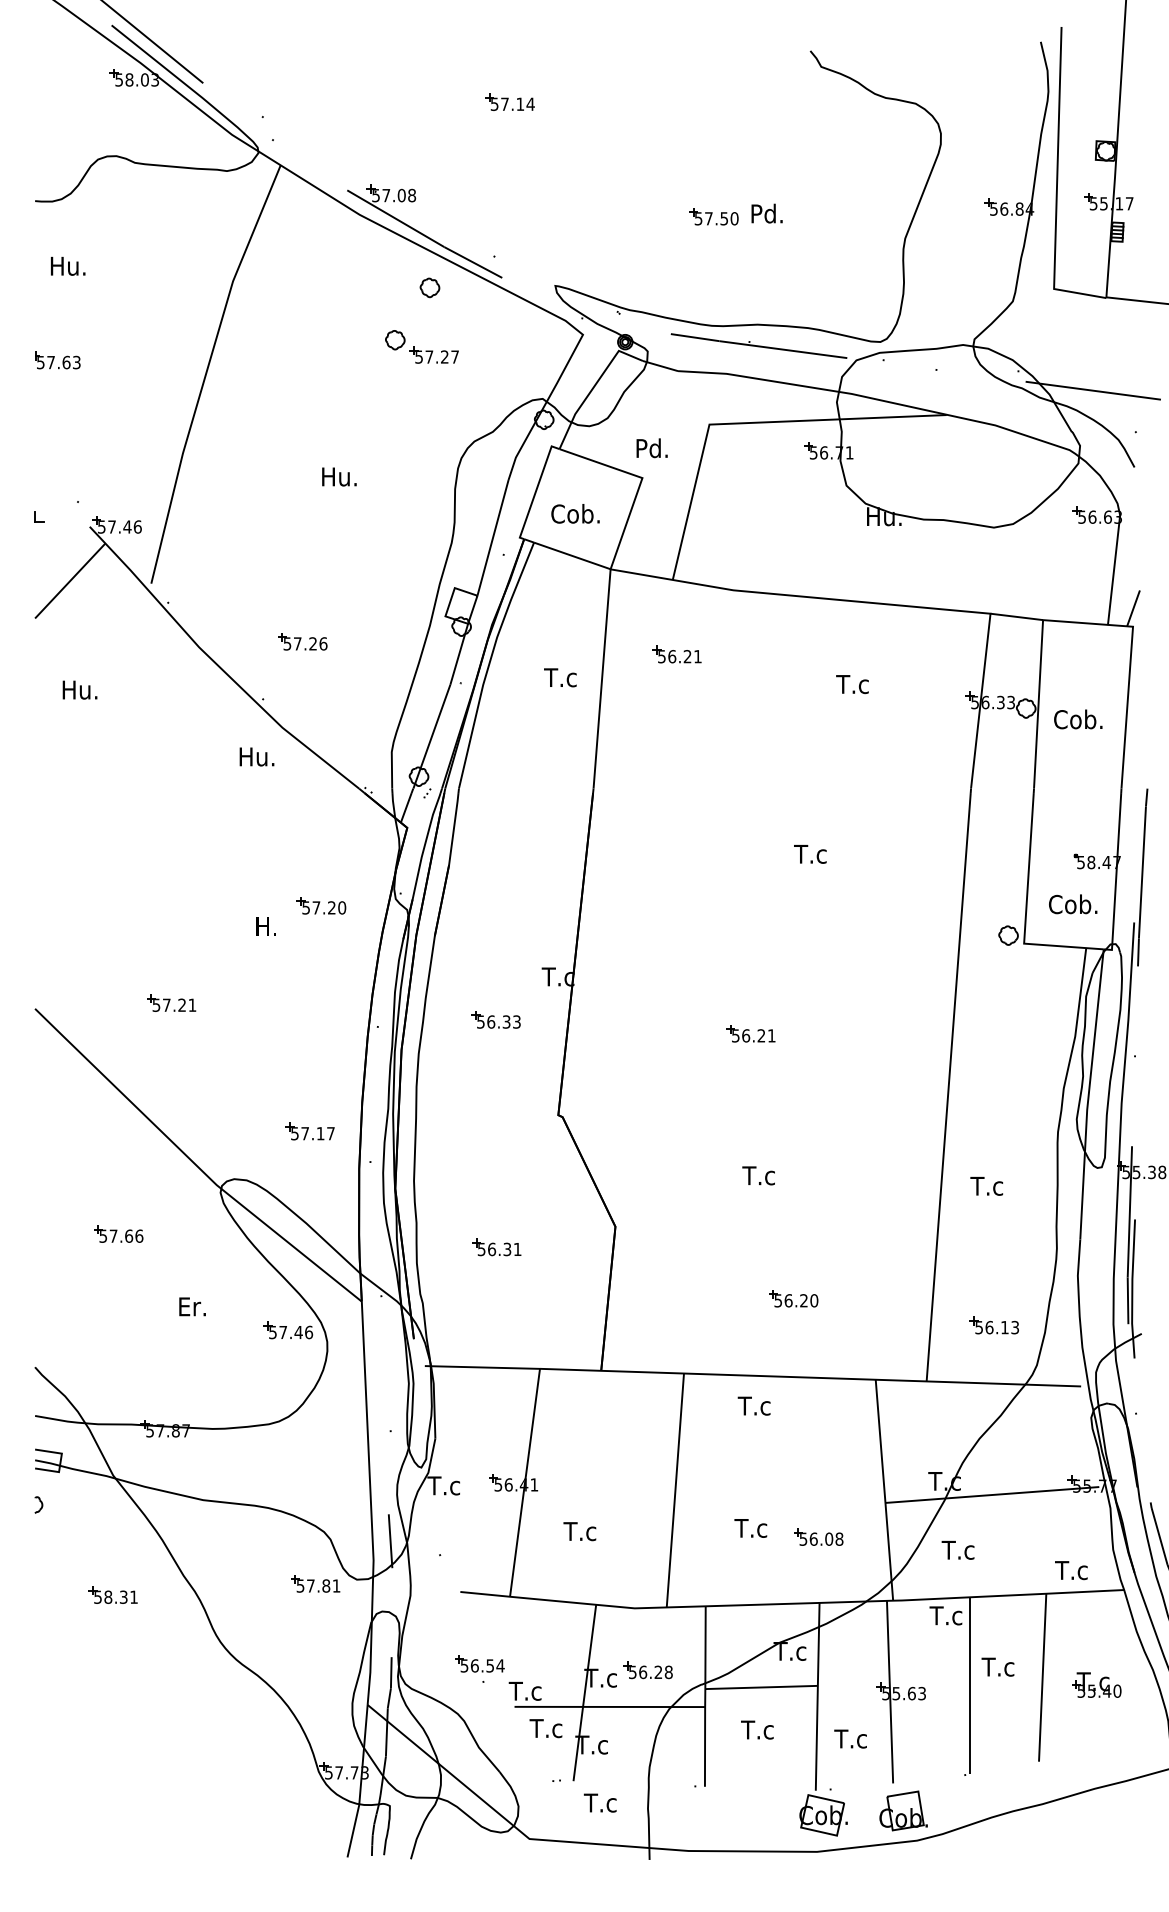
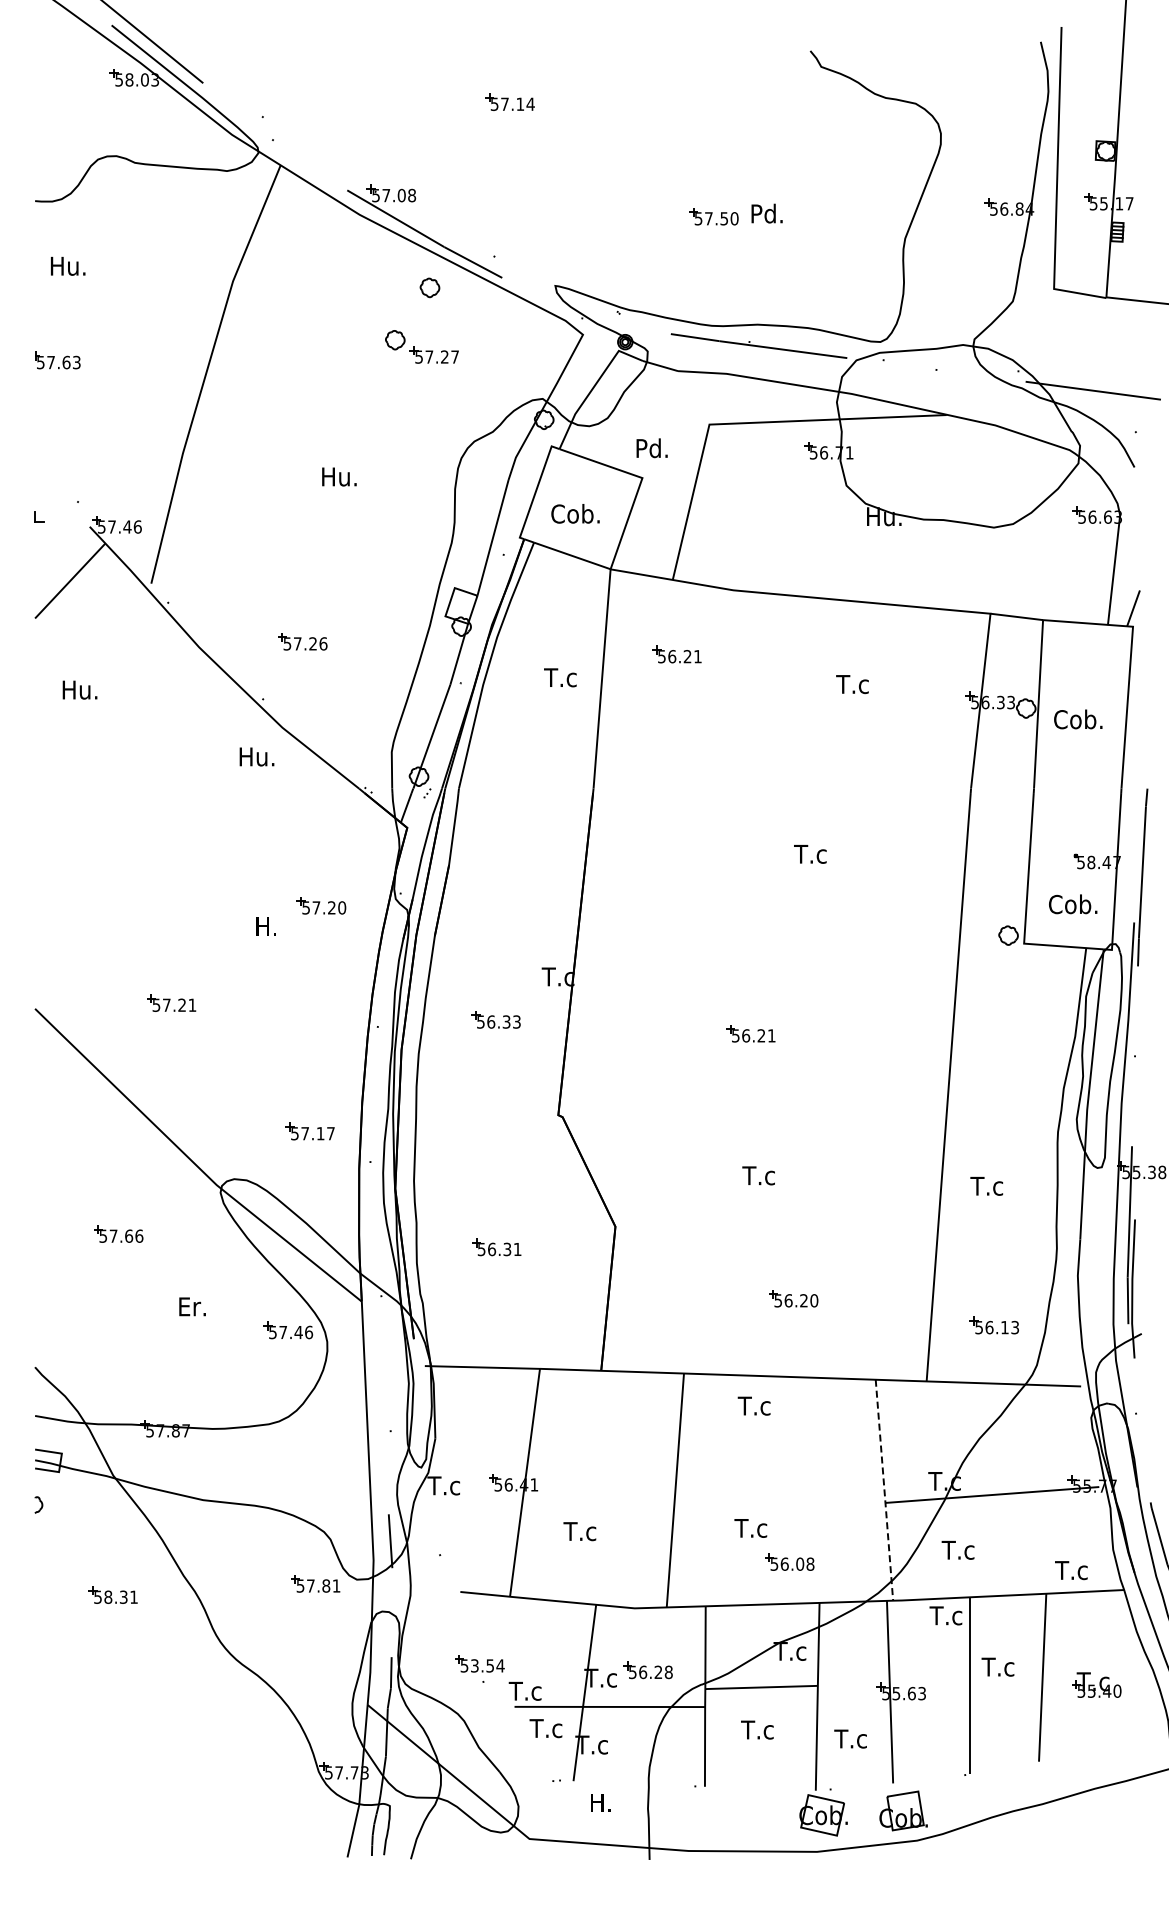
line: solid -> dashed (884, 1491)
part position: (818, 1536) -> (789, 1561) (789, 1561)
text: 56.54 -> 53.54 (474, 1665)
text: T.c -> H. (599, 1802)
